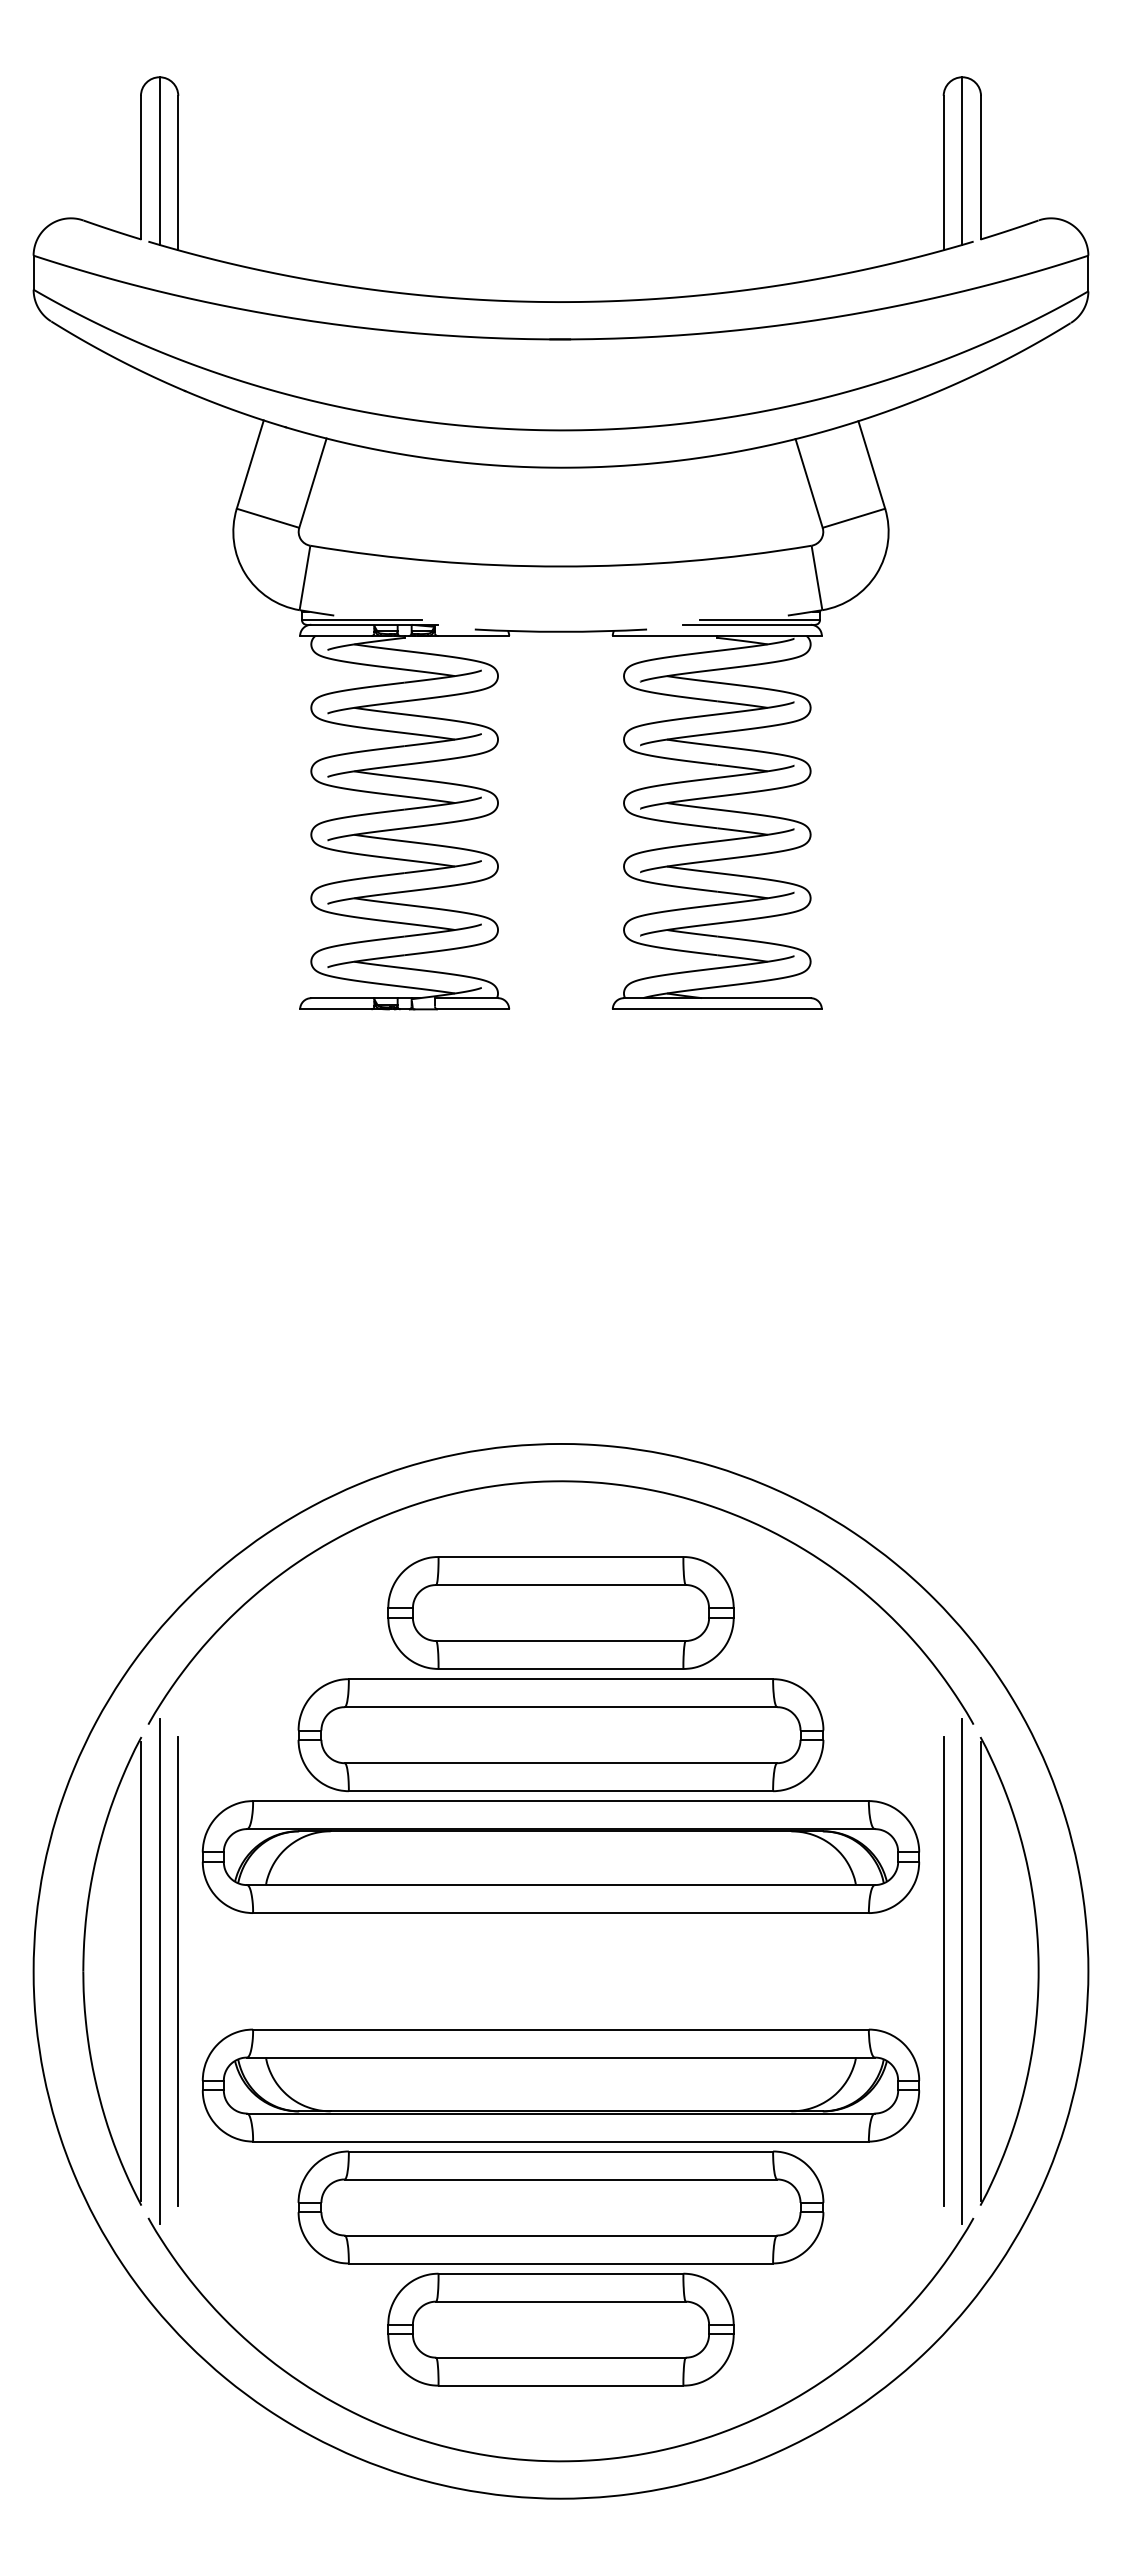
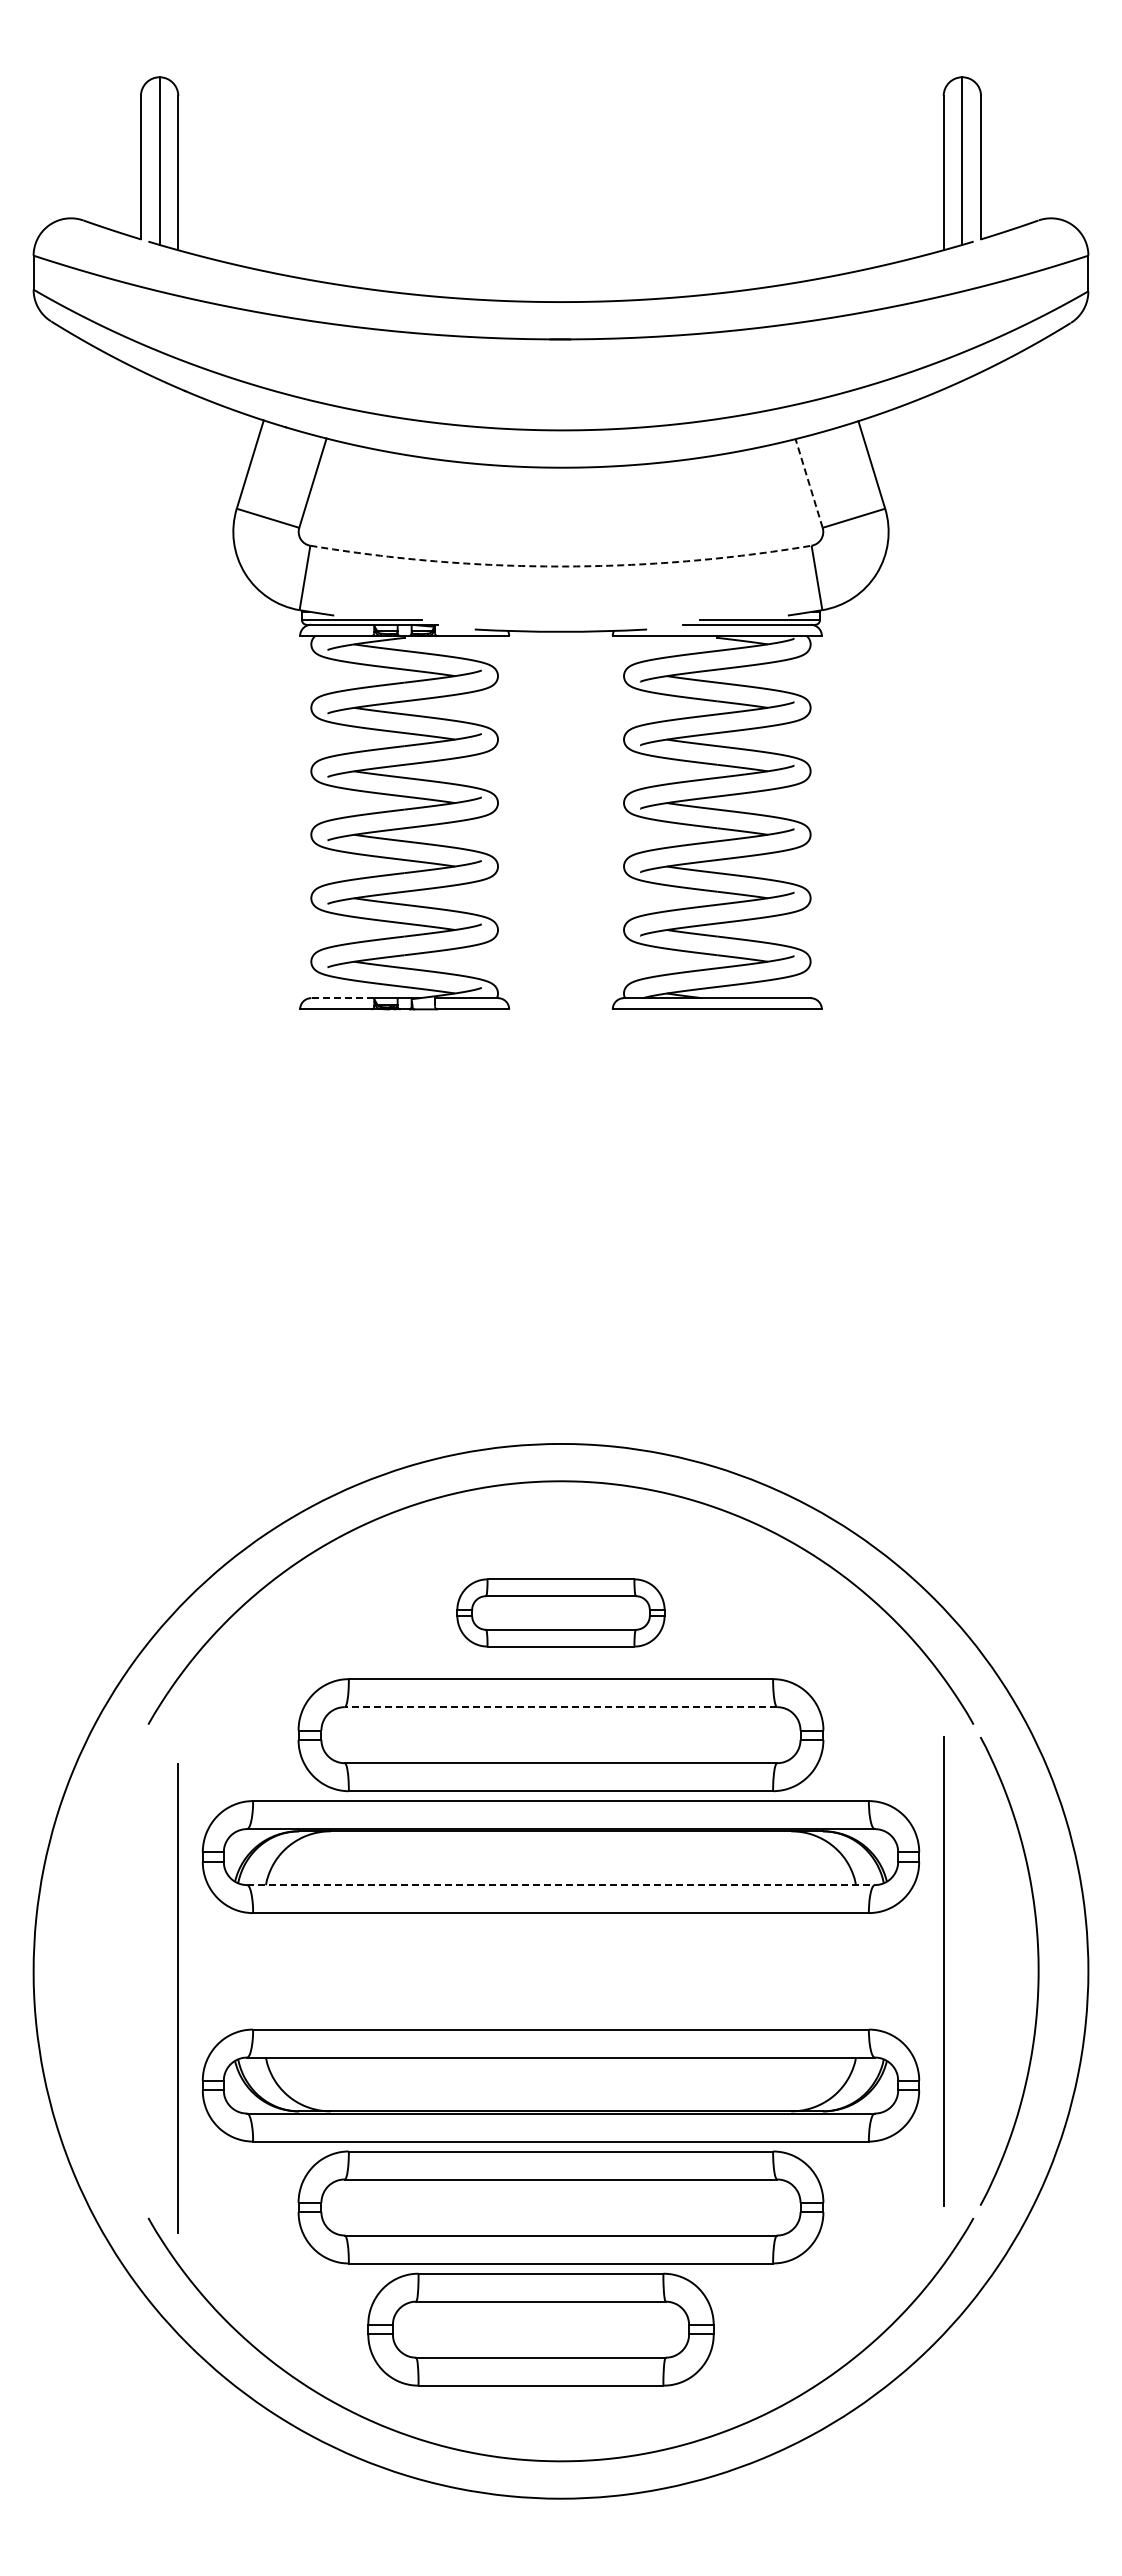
line: solid -> dashed (808, 482)
arc: solid -> dashed (560, 566)
line: solid -> dashed (342, 998)
part size: 348x114 px -> 210x70 px (560, 1612)
line: solid -> dashed (560, 1707)
line: solid -> dashed (560, 1885)
part: present -> none (112, 1970)
line: present -> none (159, 1970)
line: present -> none (962, 1970)
line position: (177, 1971) -> (177, 1998) (177, 1998)
line: present -> none (981, 1971)
part position: (560, 2329) -> (540, 2329) (540, 2329)
